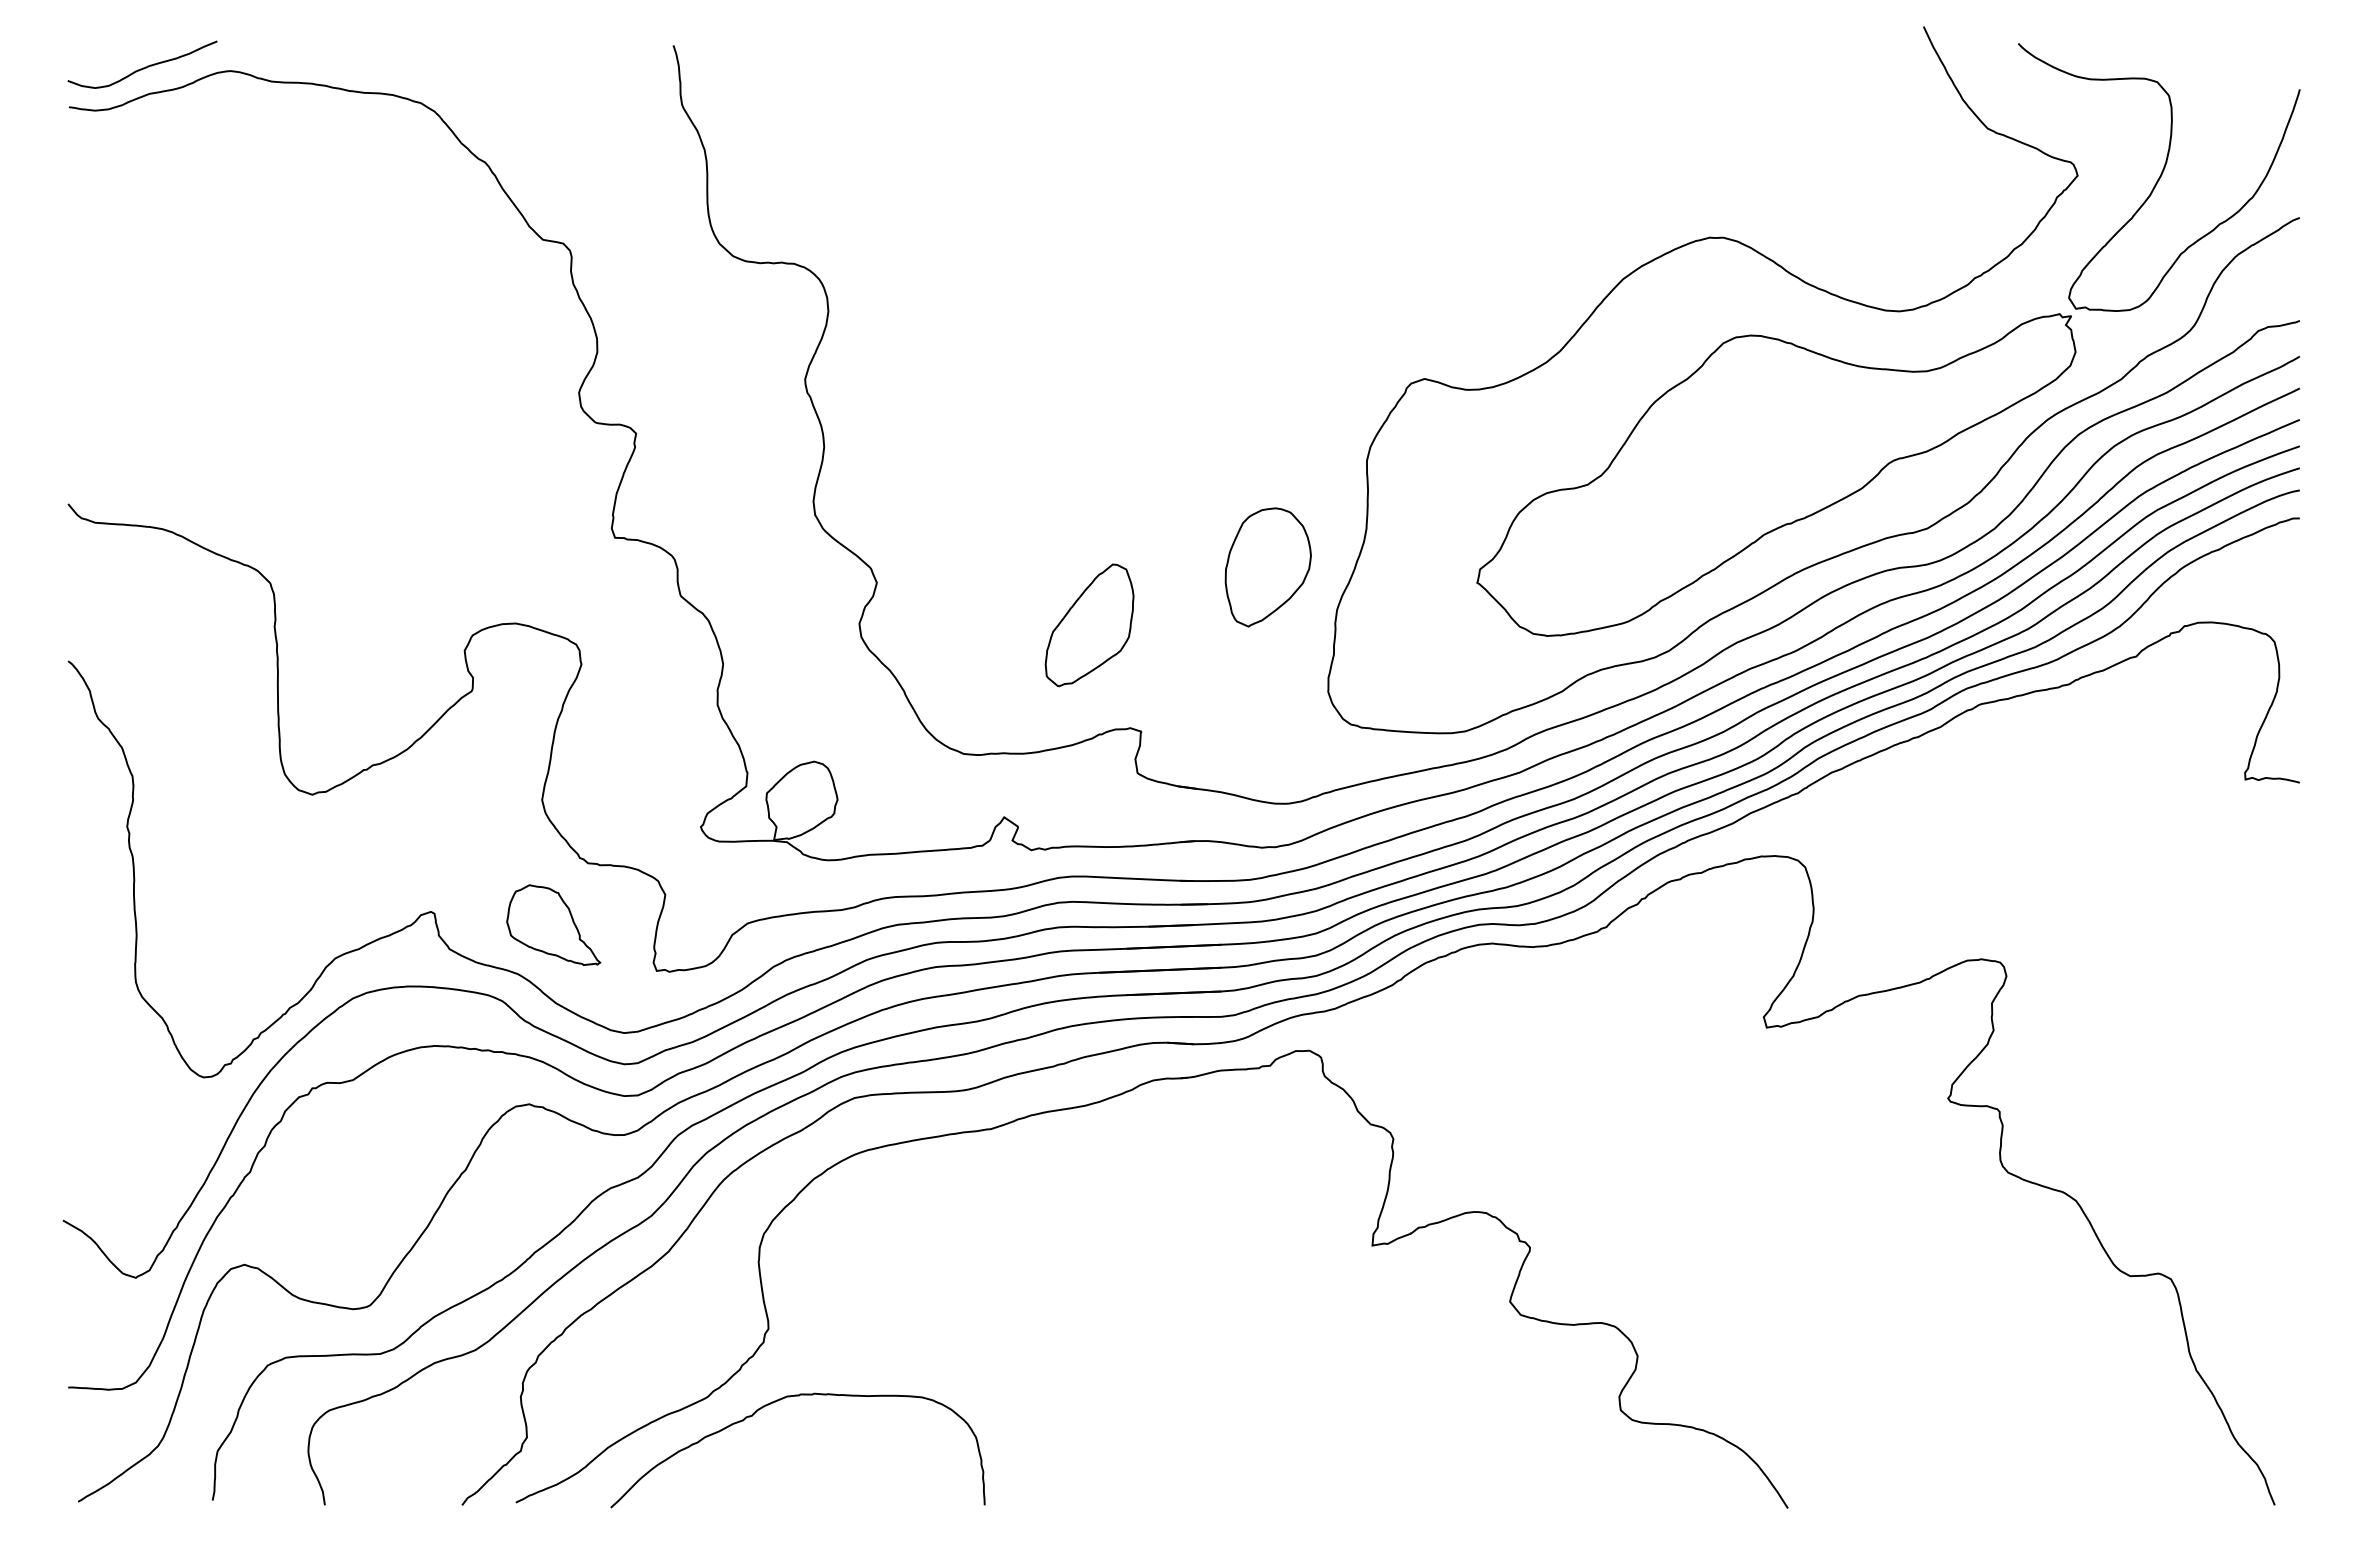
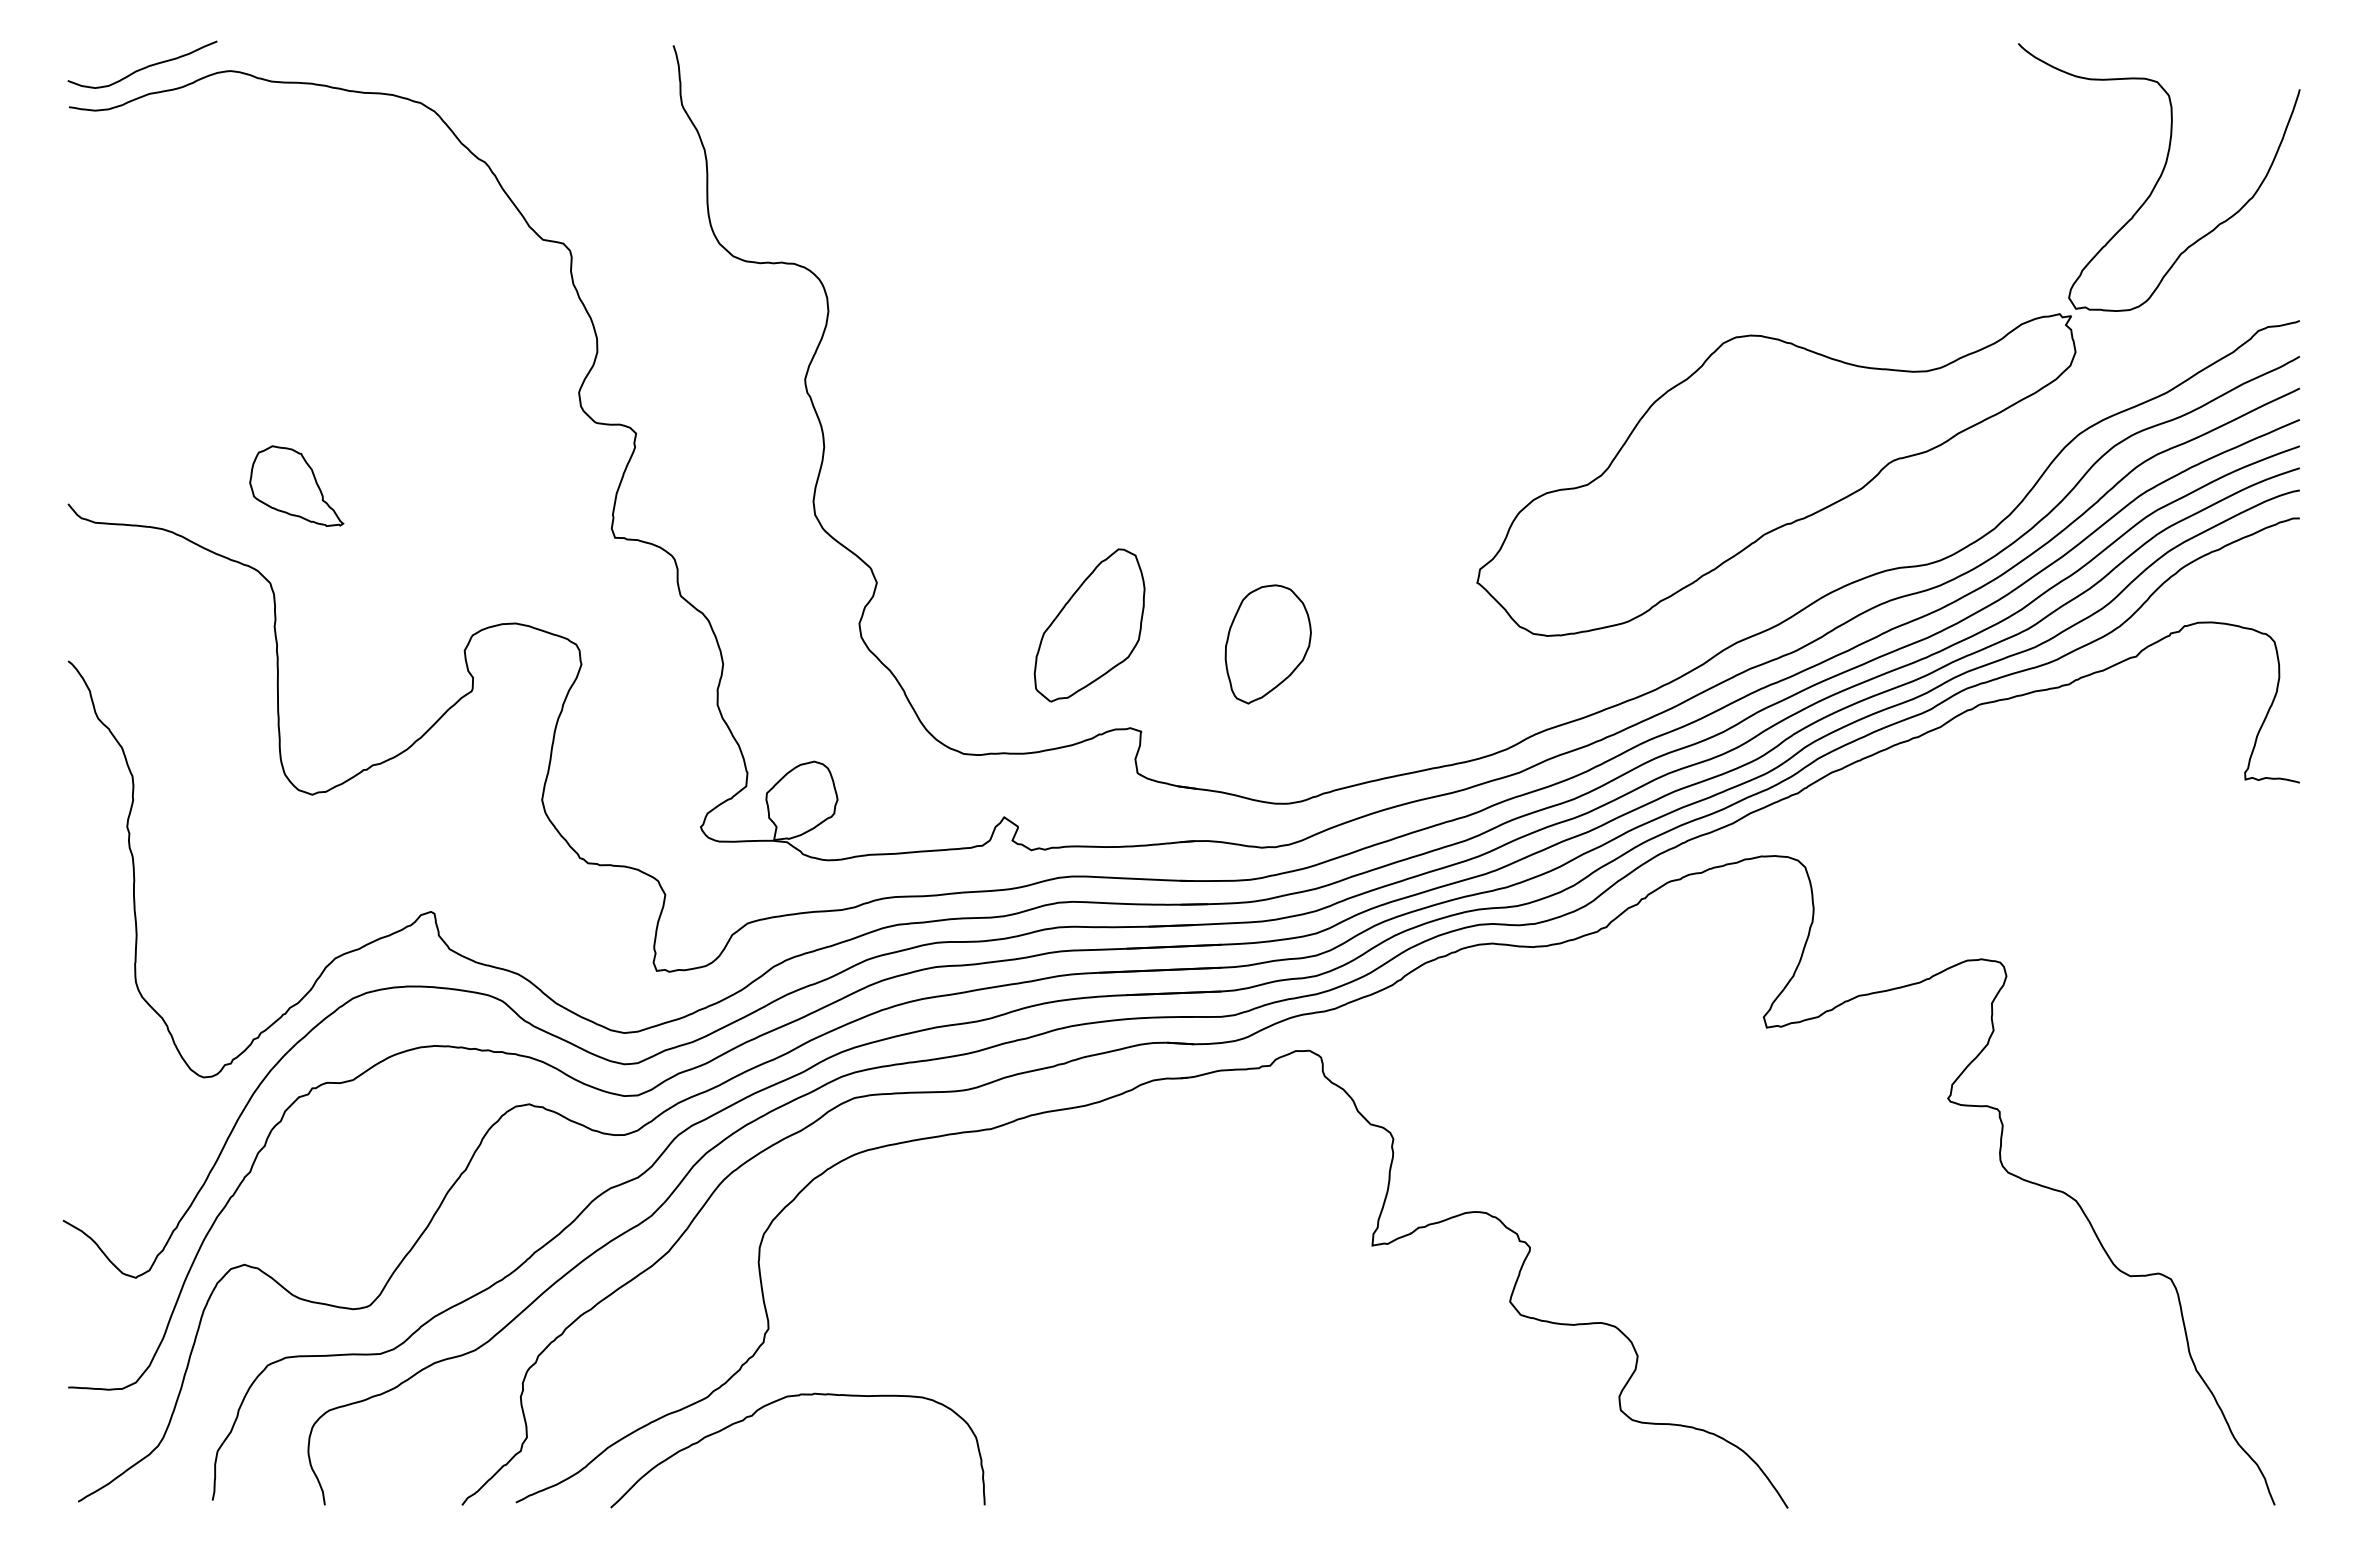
curve: present -> none (1839, 298)
part position: (1267, 567) -> (1267, 644) (1267, 644)
part size: 91x125 px -> 113x155 px (1089, 625)
part position: (553, 924) -> (296, 485) (296, 485)
